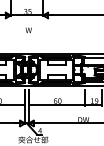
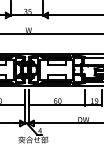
line: none -> present (51, 34)
